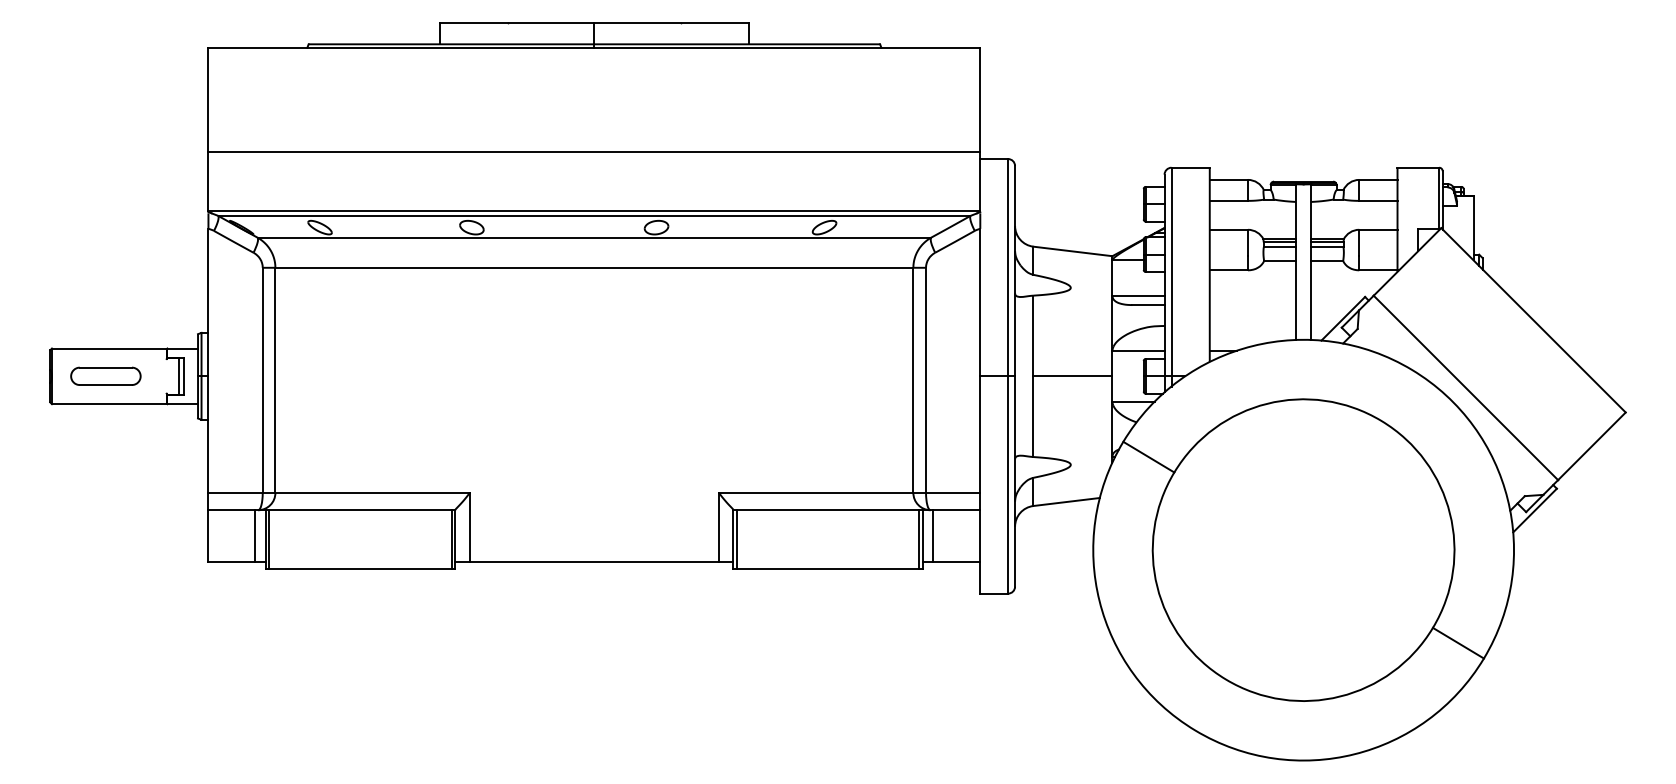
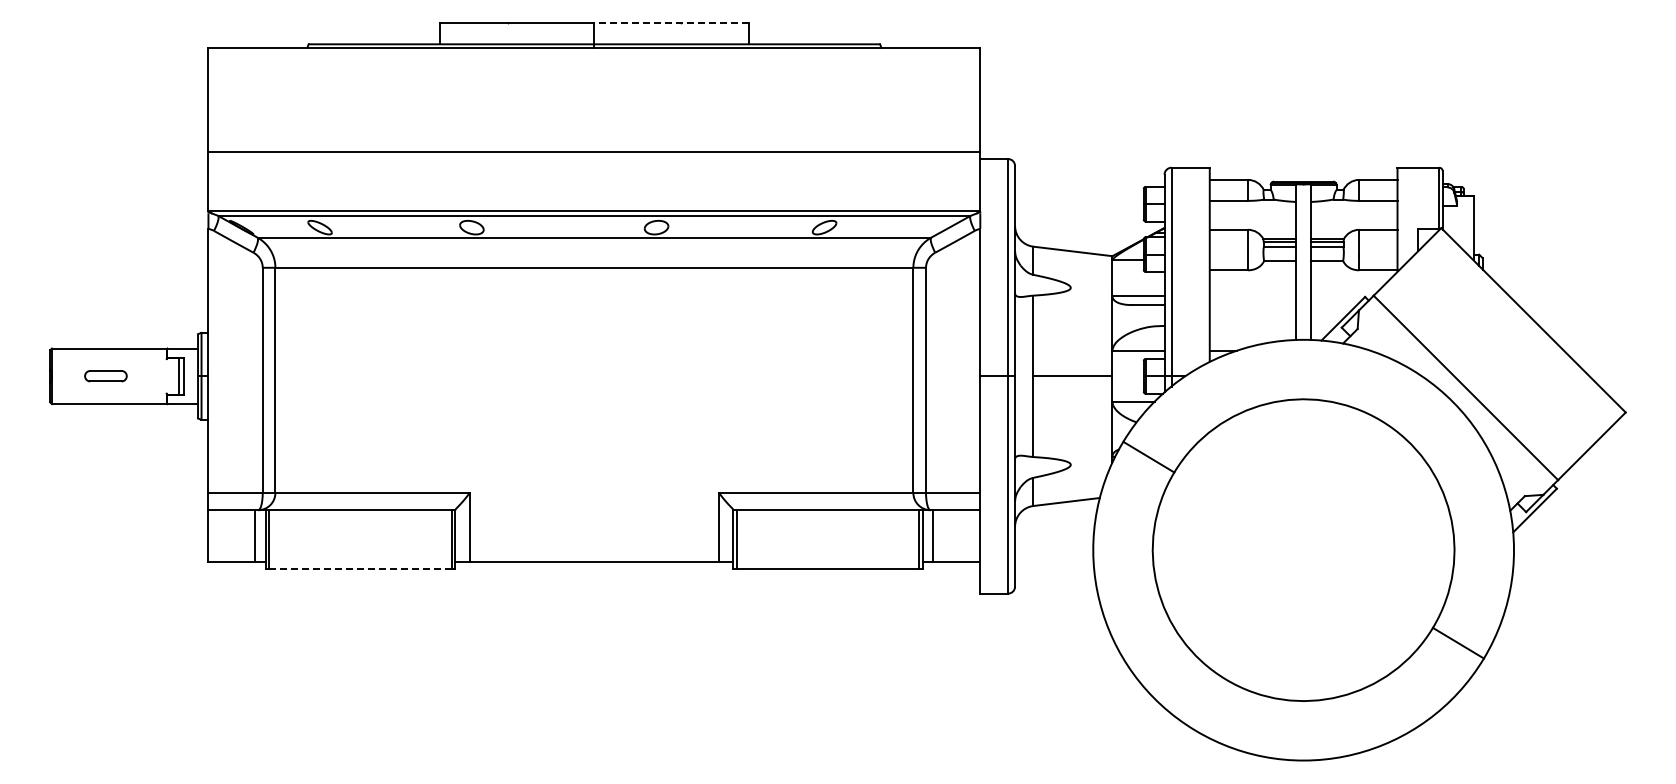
line: solid -> dashed (671, 23)
part size: 72x20 px -> 44x13 px (105, 376)
line: solid -> dashed (360, 569)
